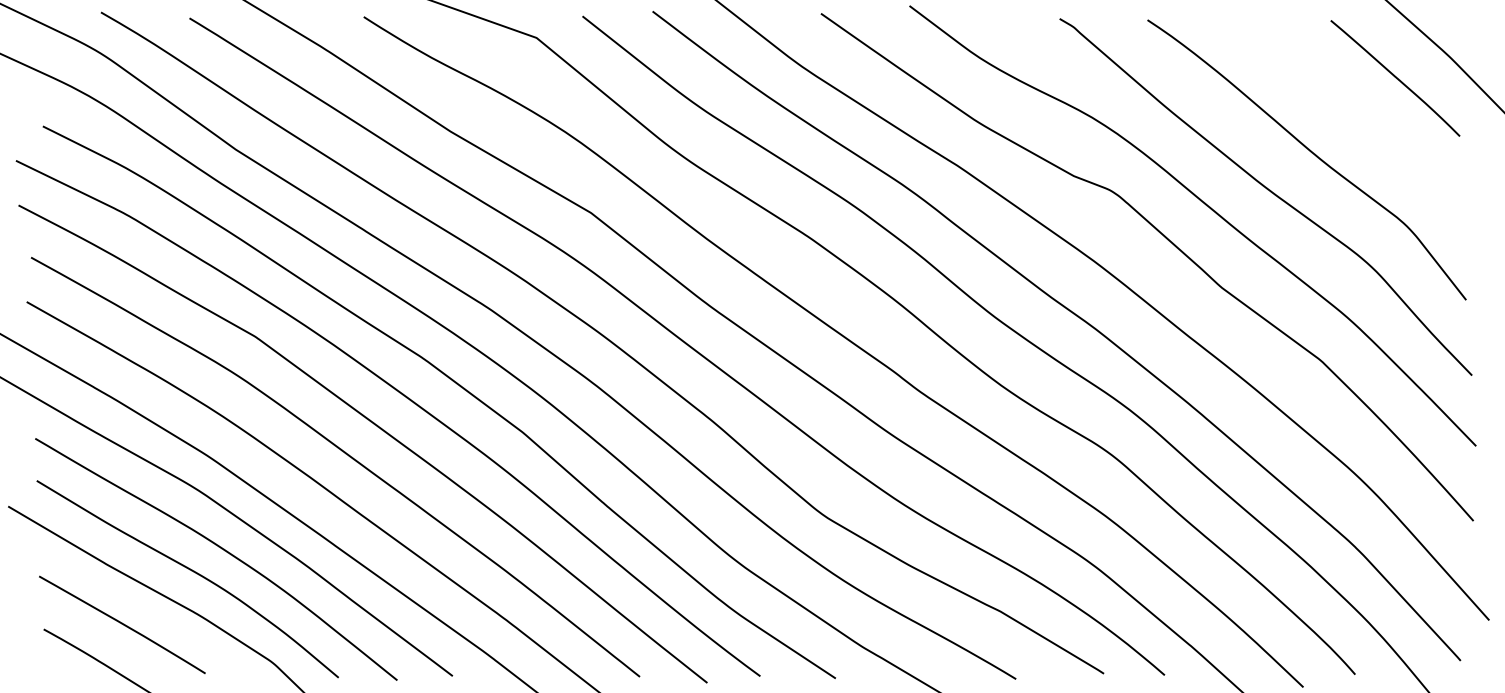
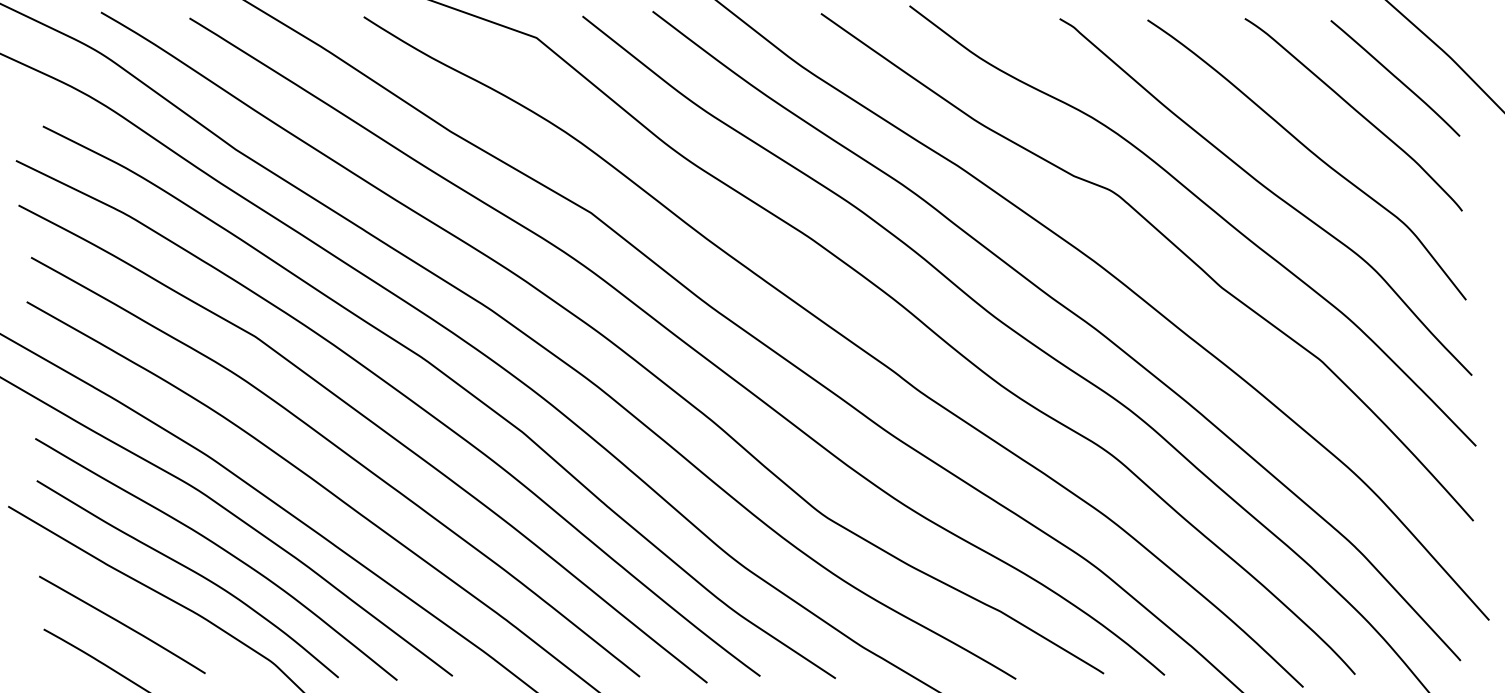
curve: none -> present (1355, 111)
